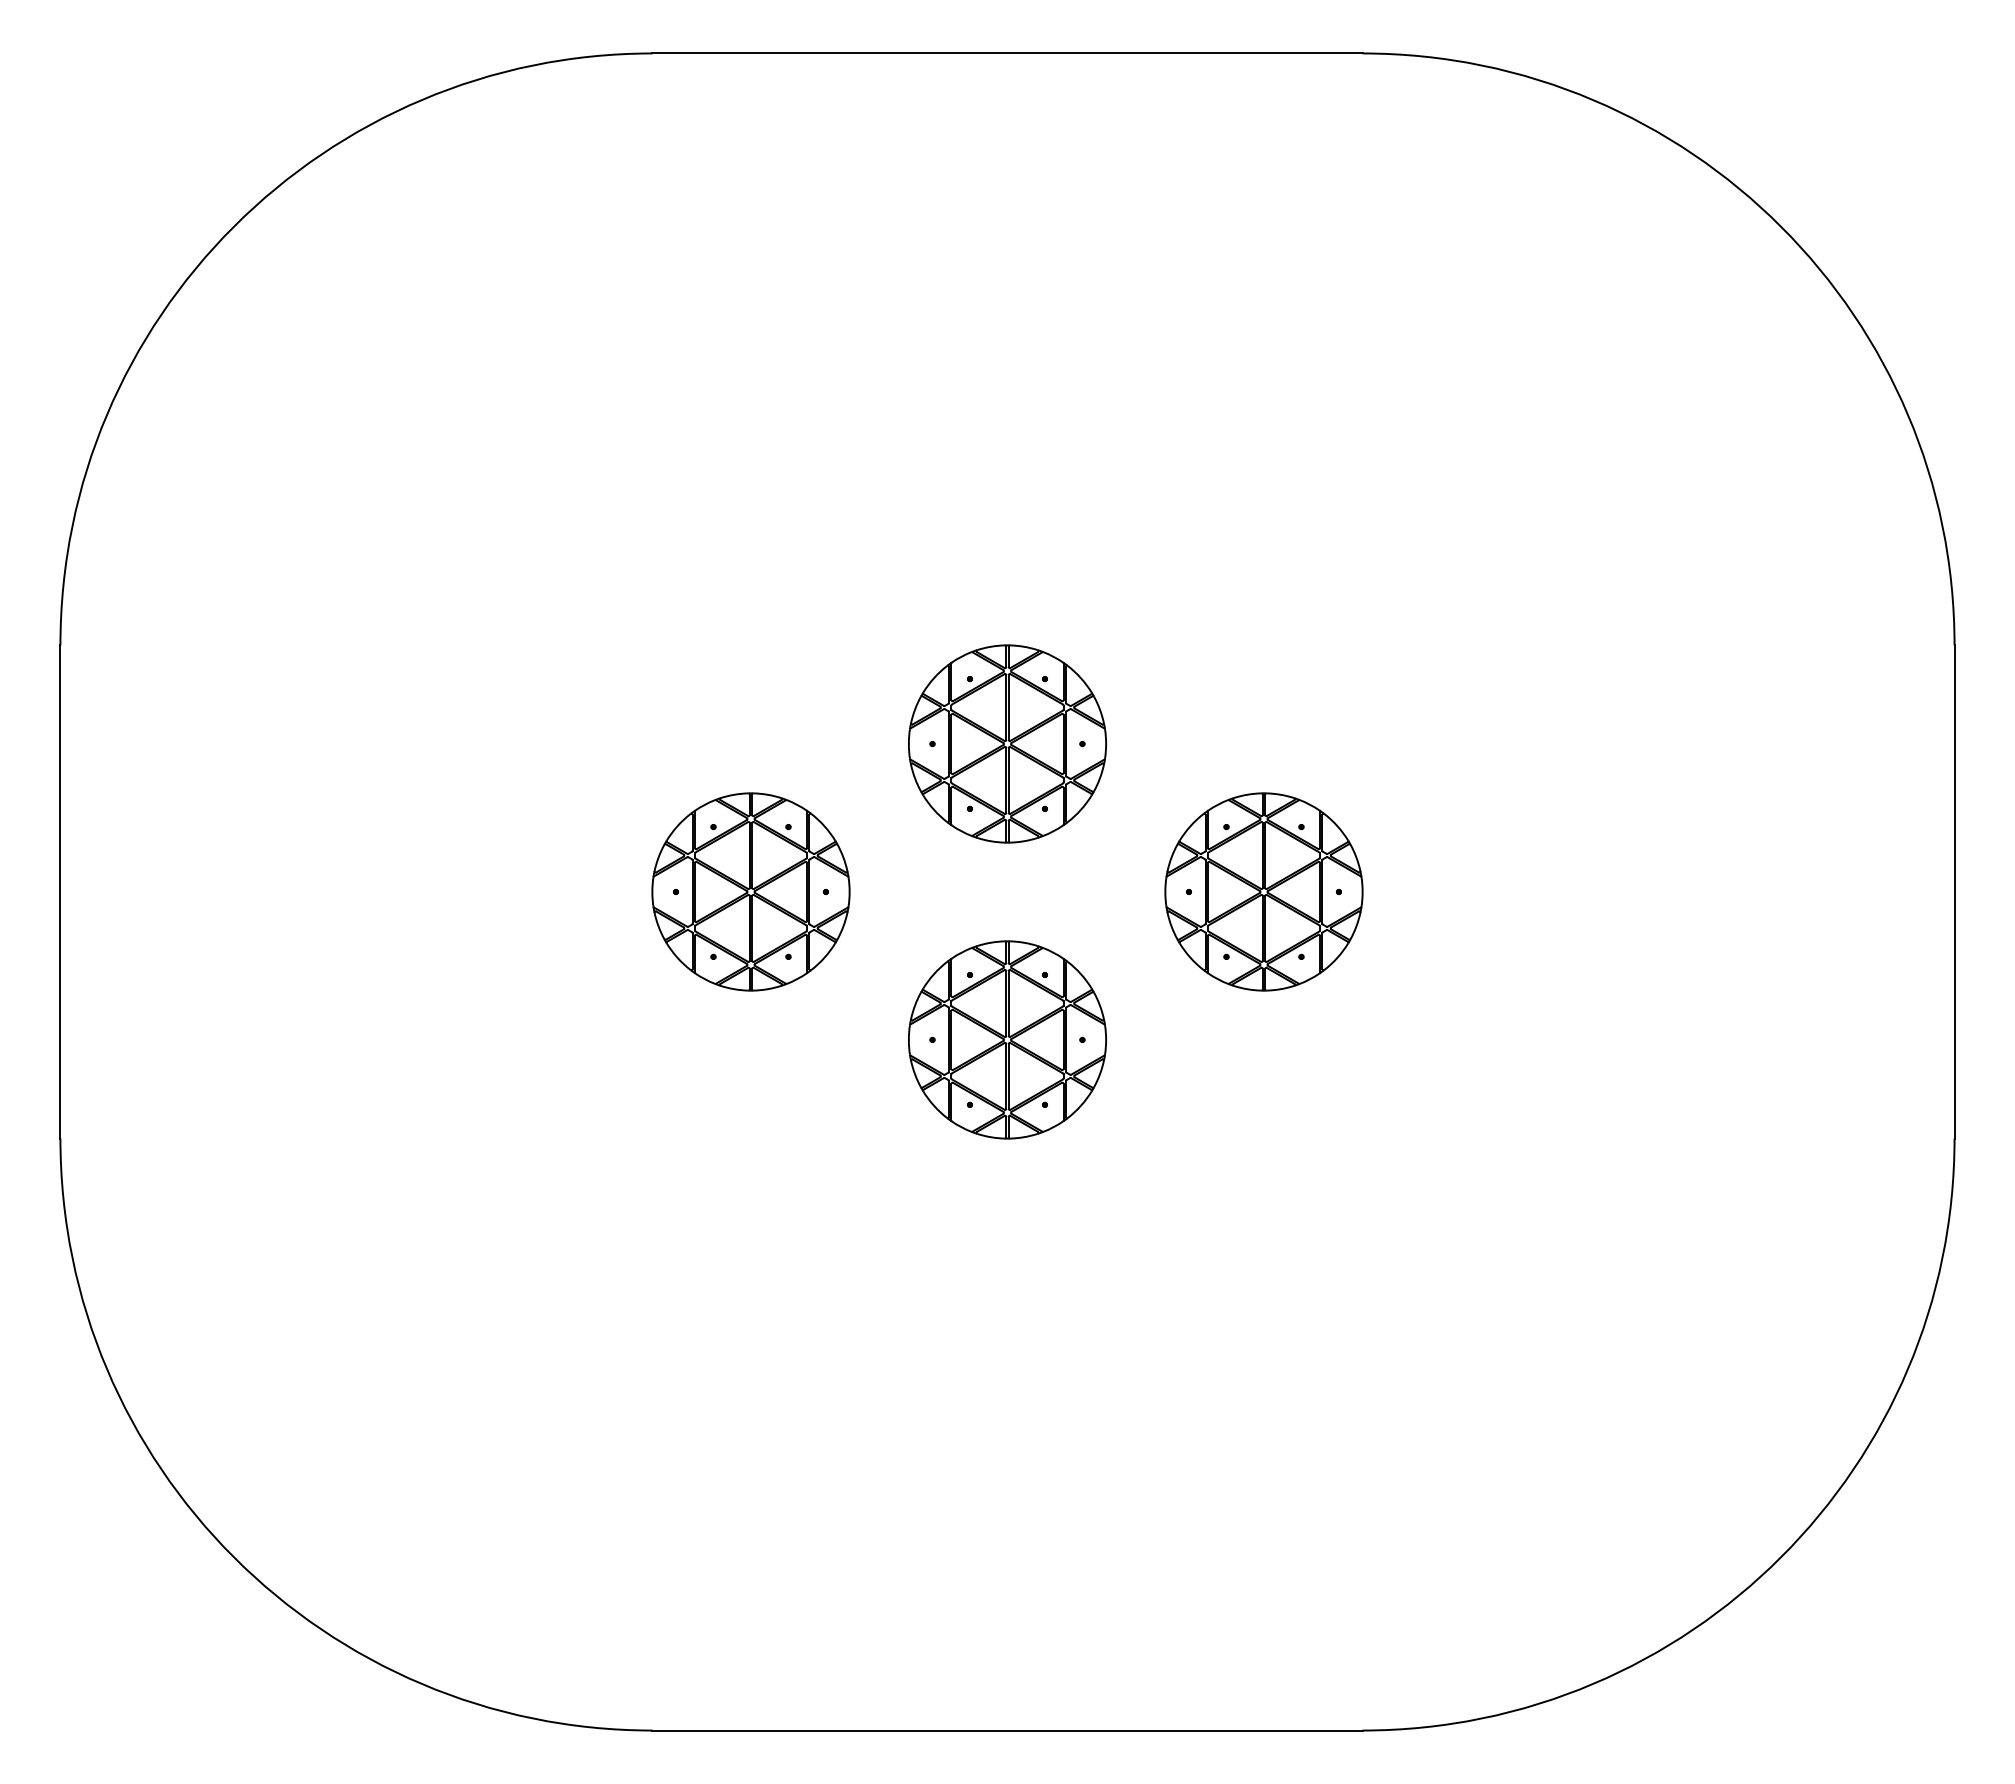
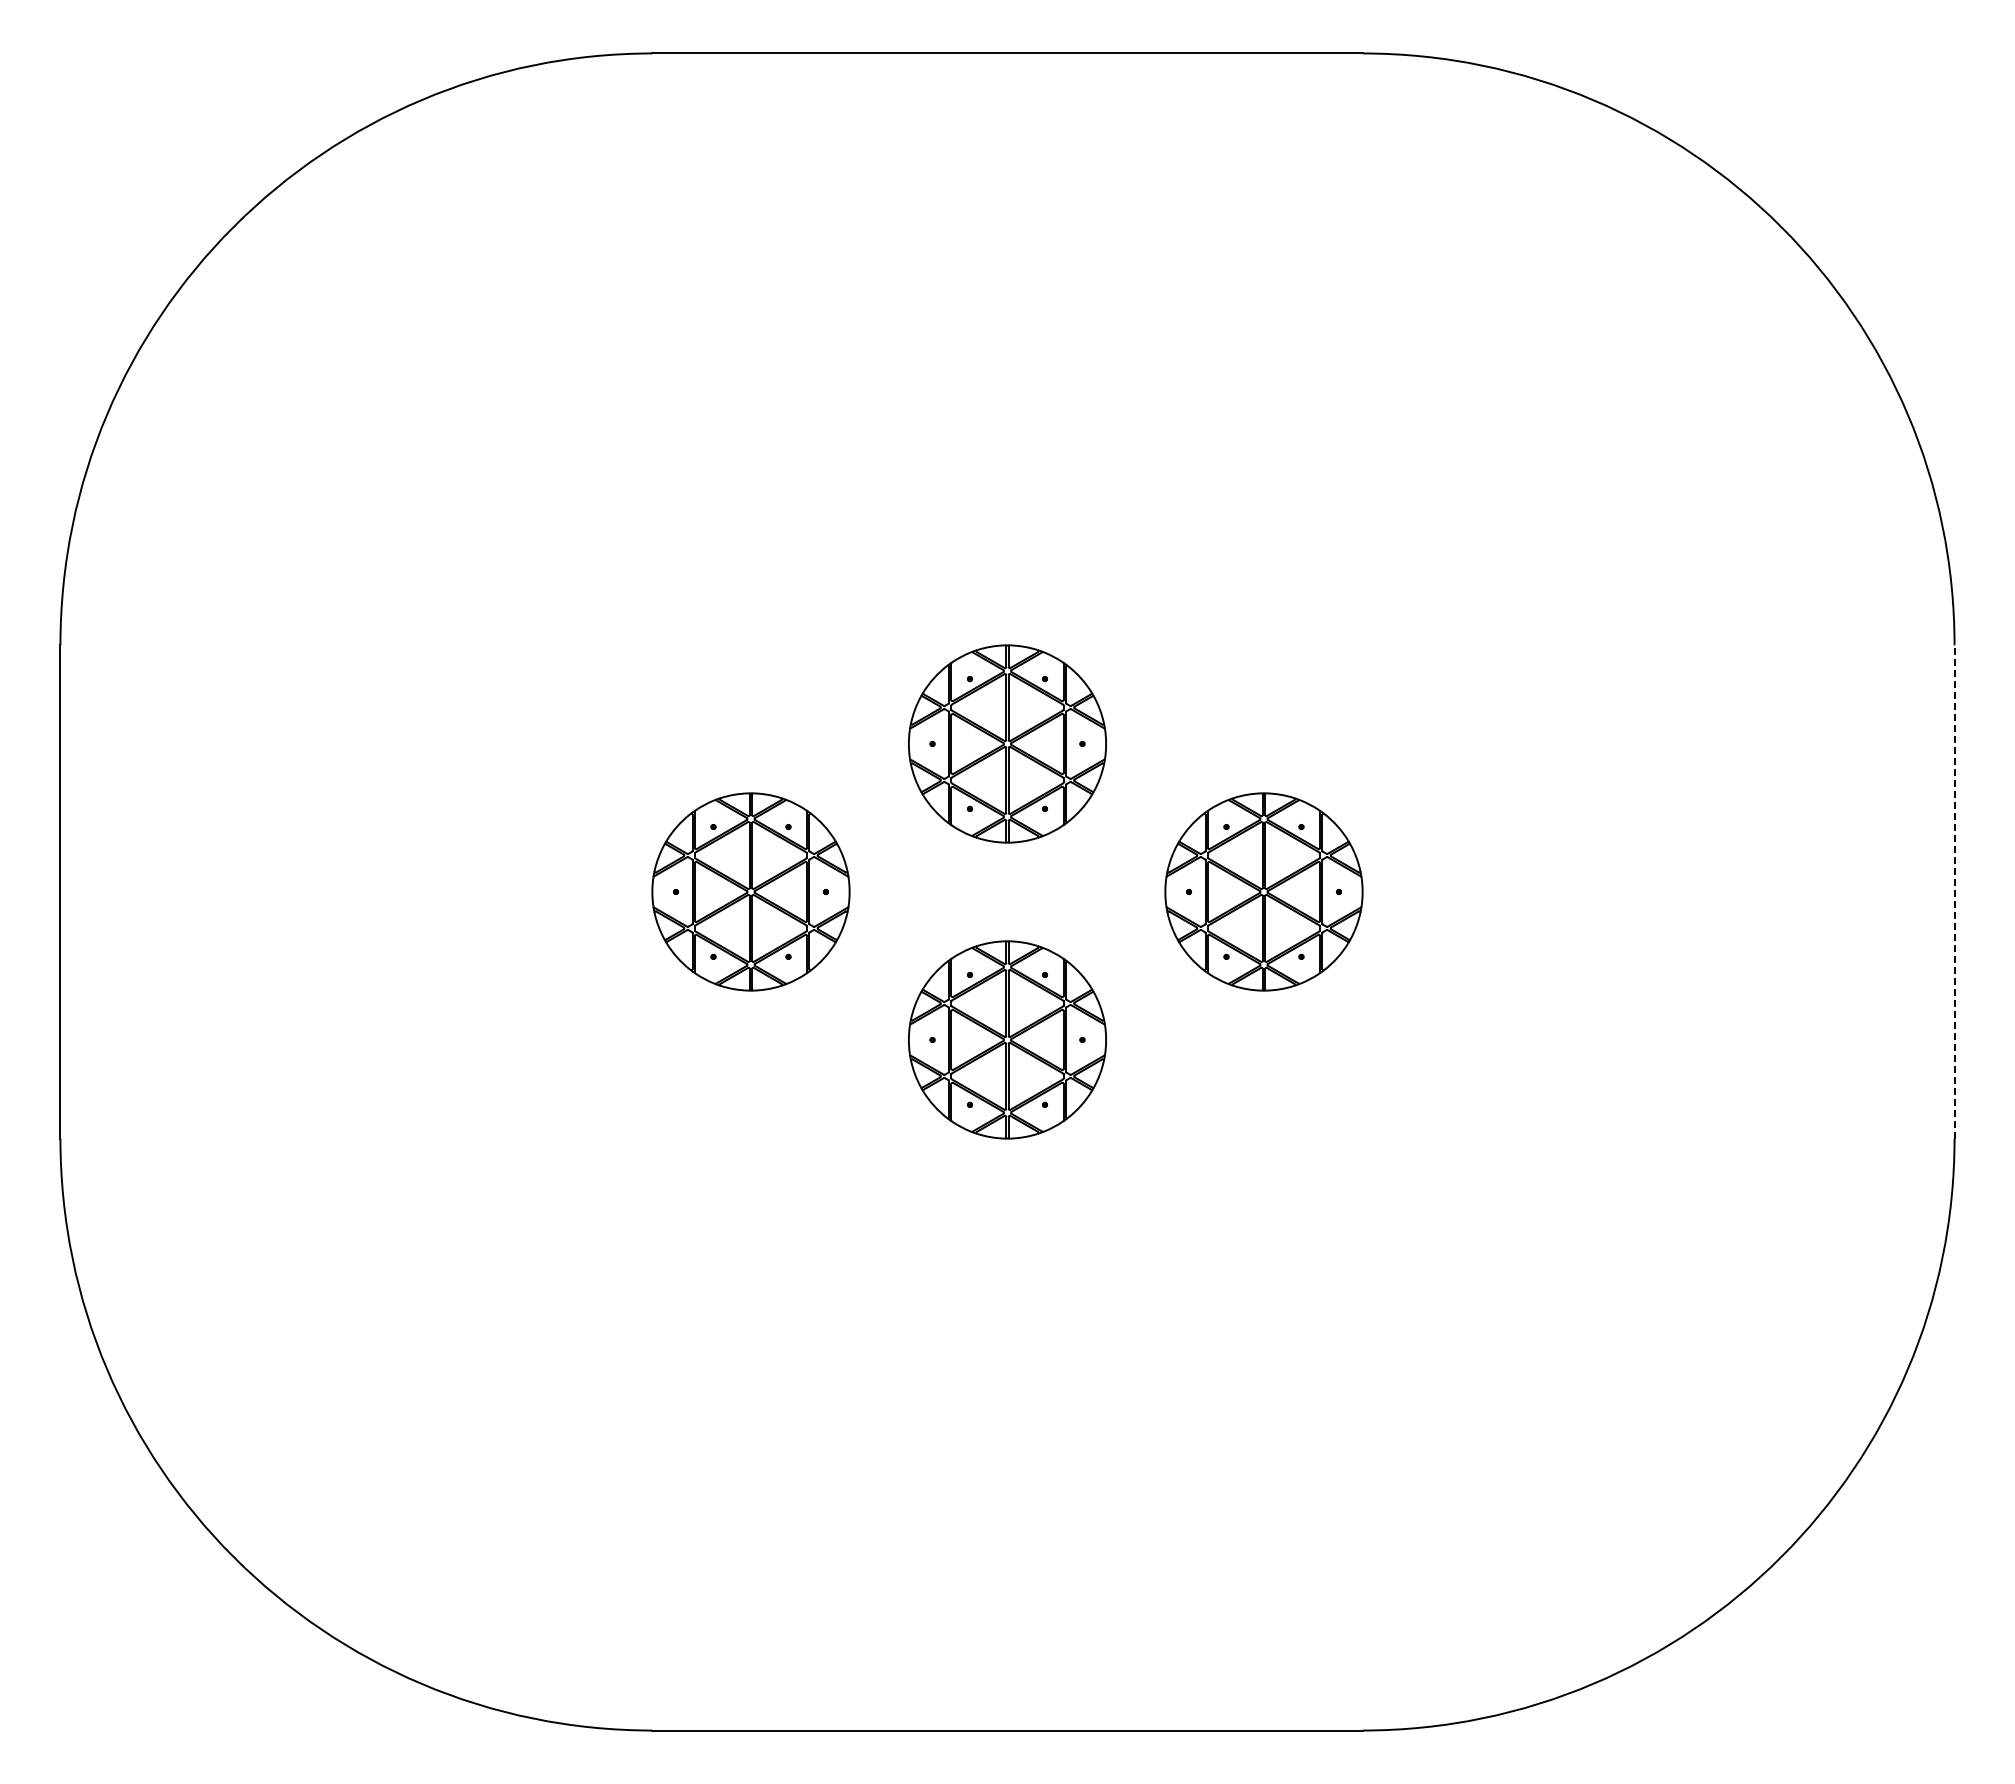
line: solid -> dashed (1954, 892)
